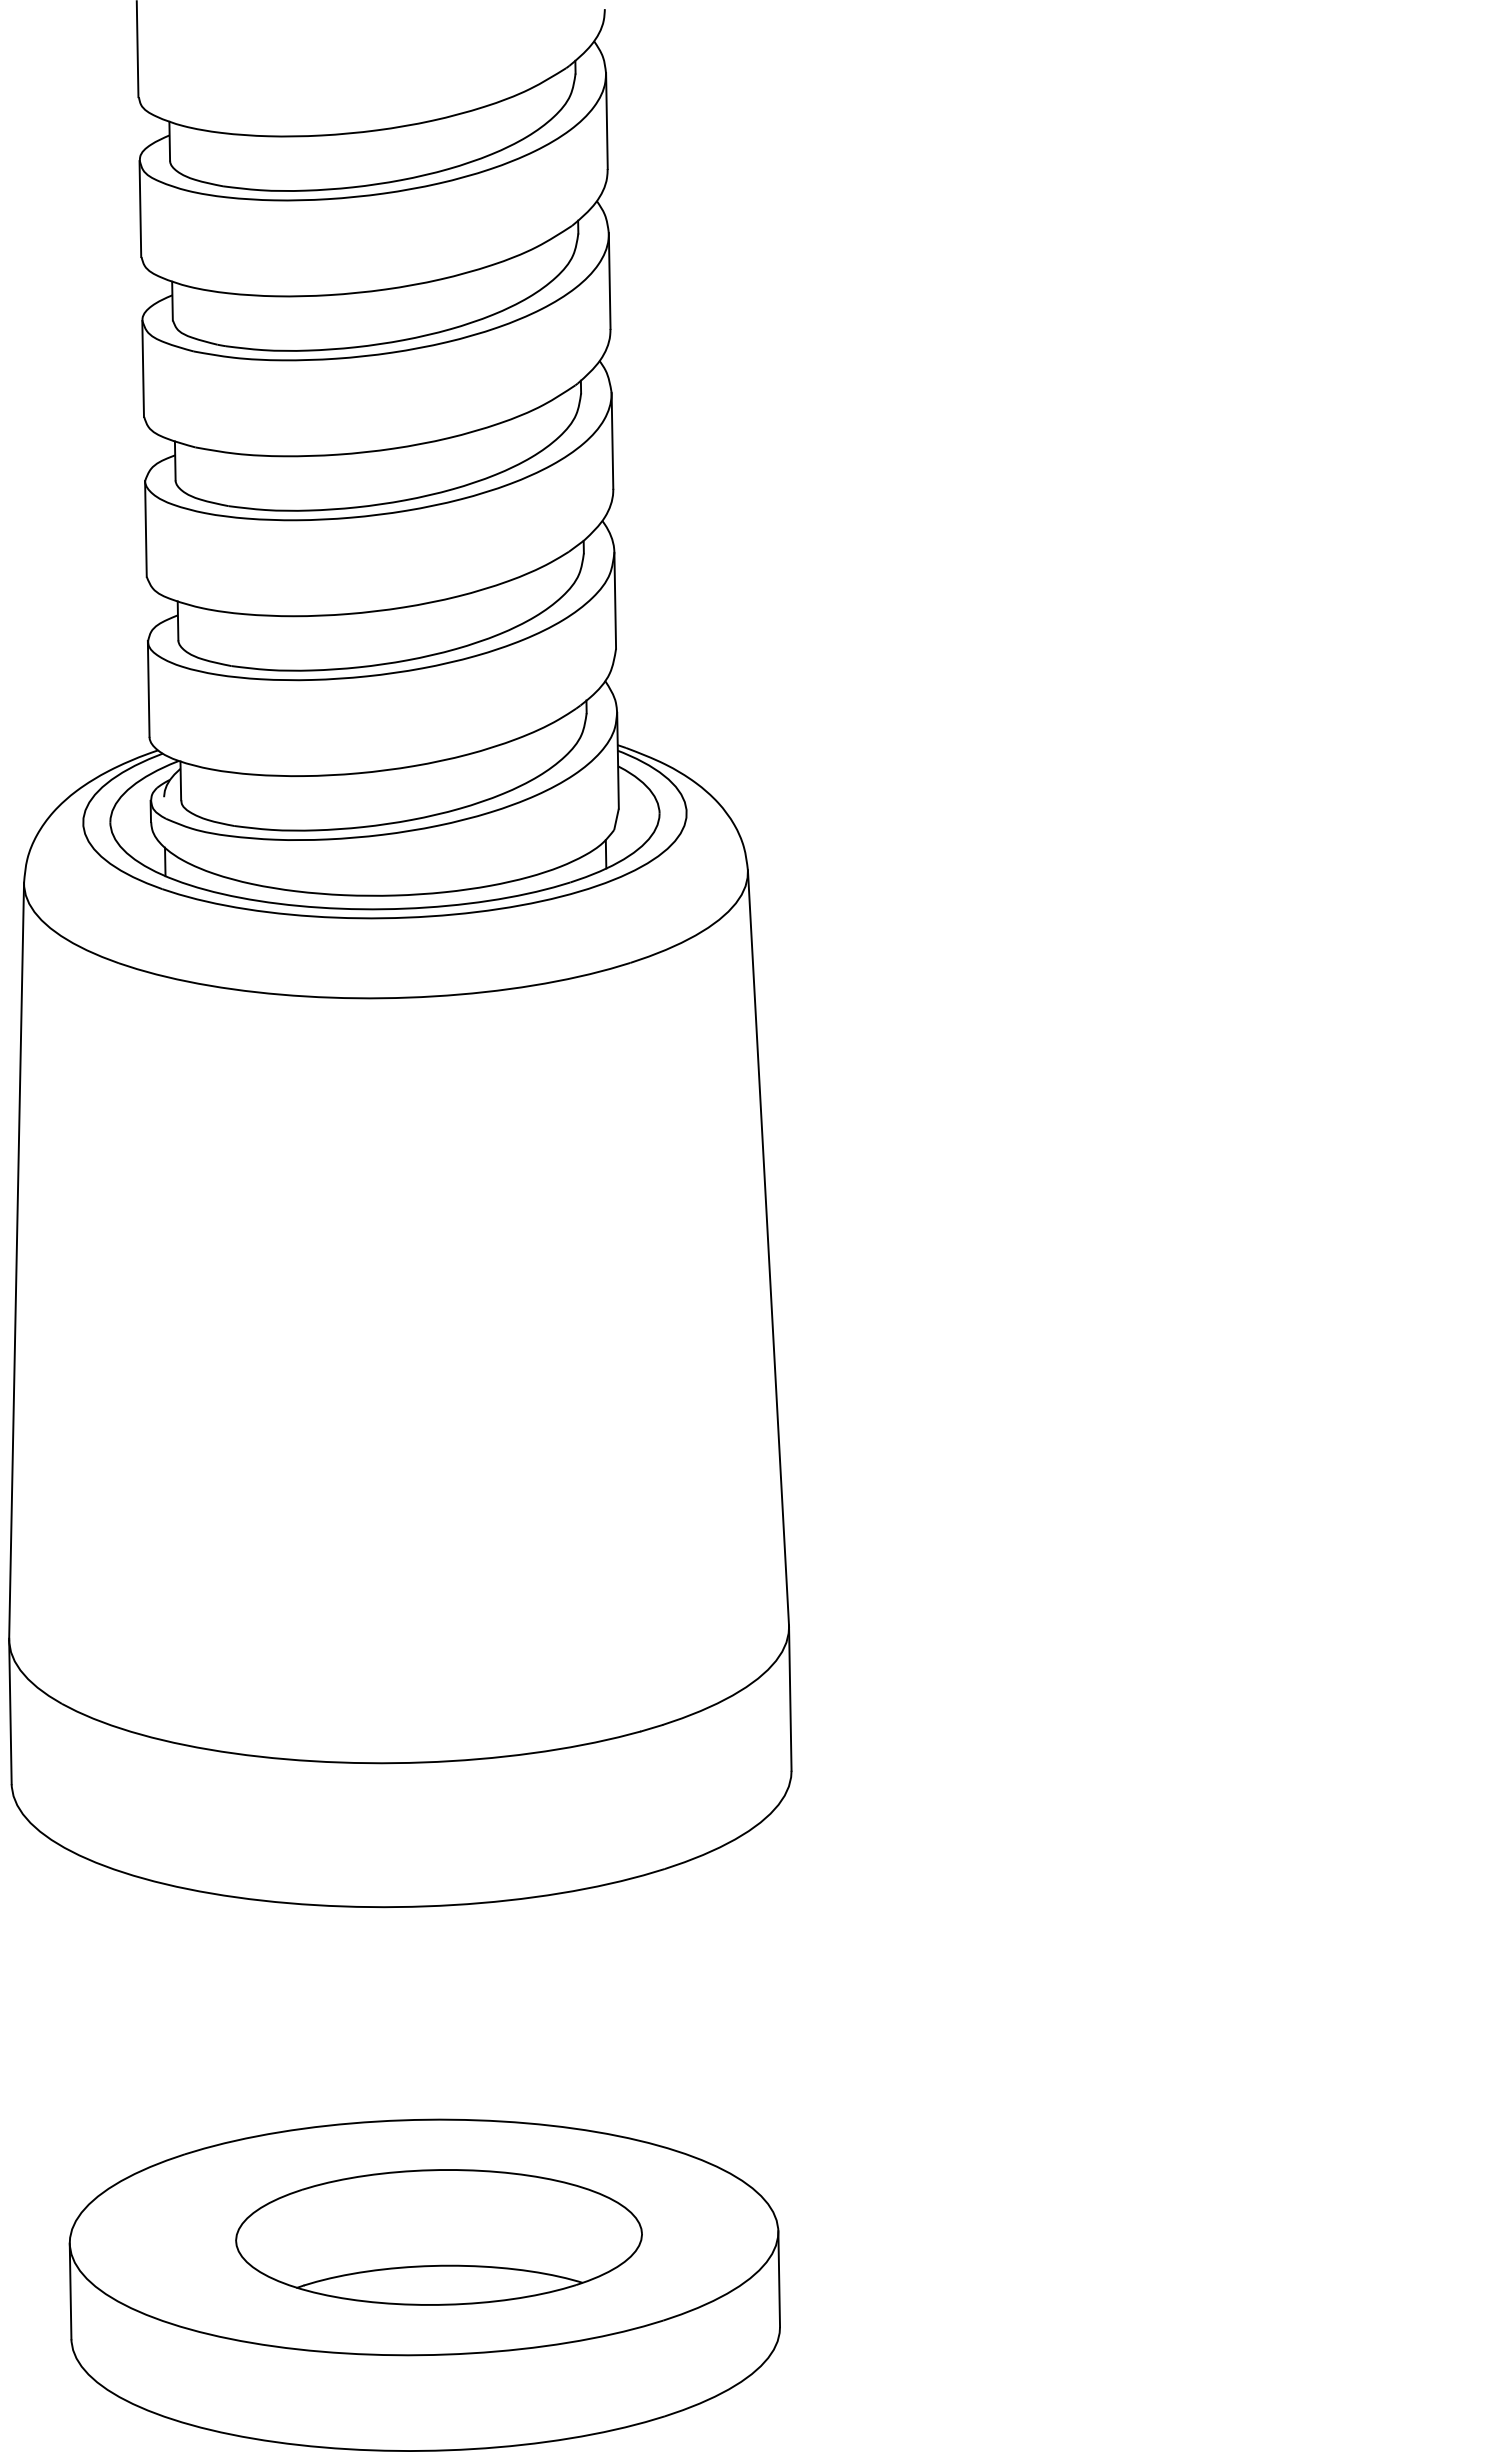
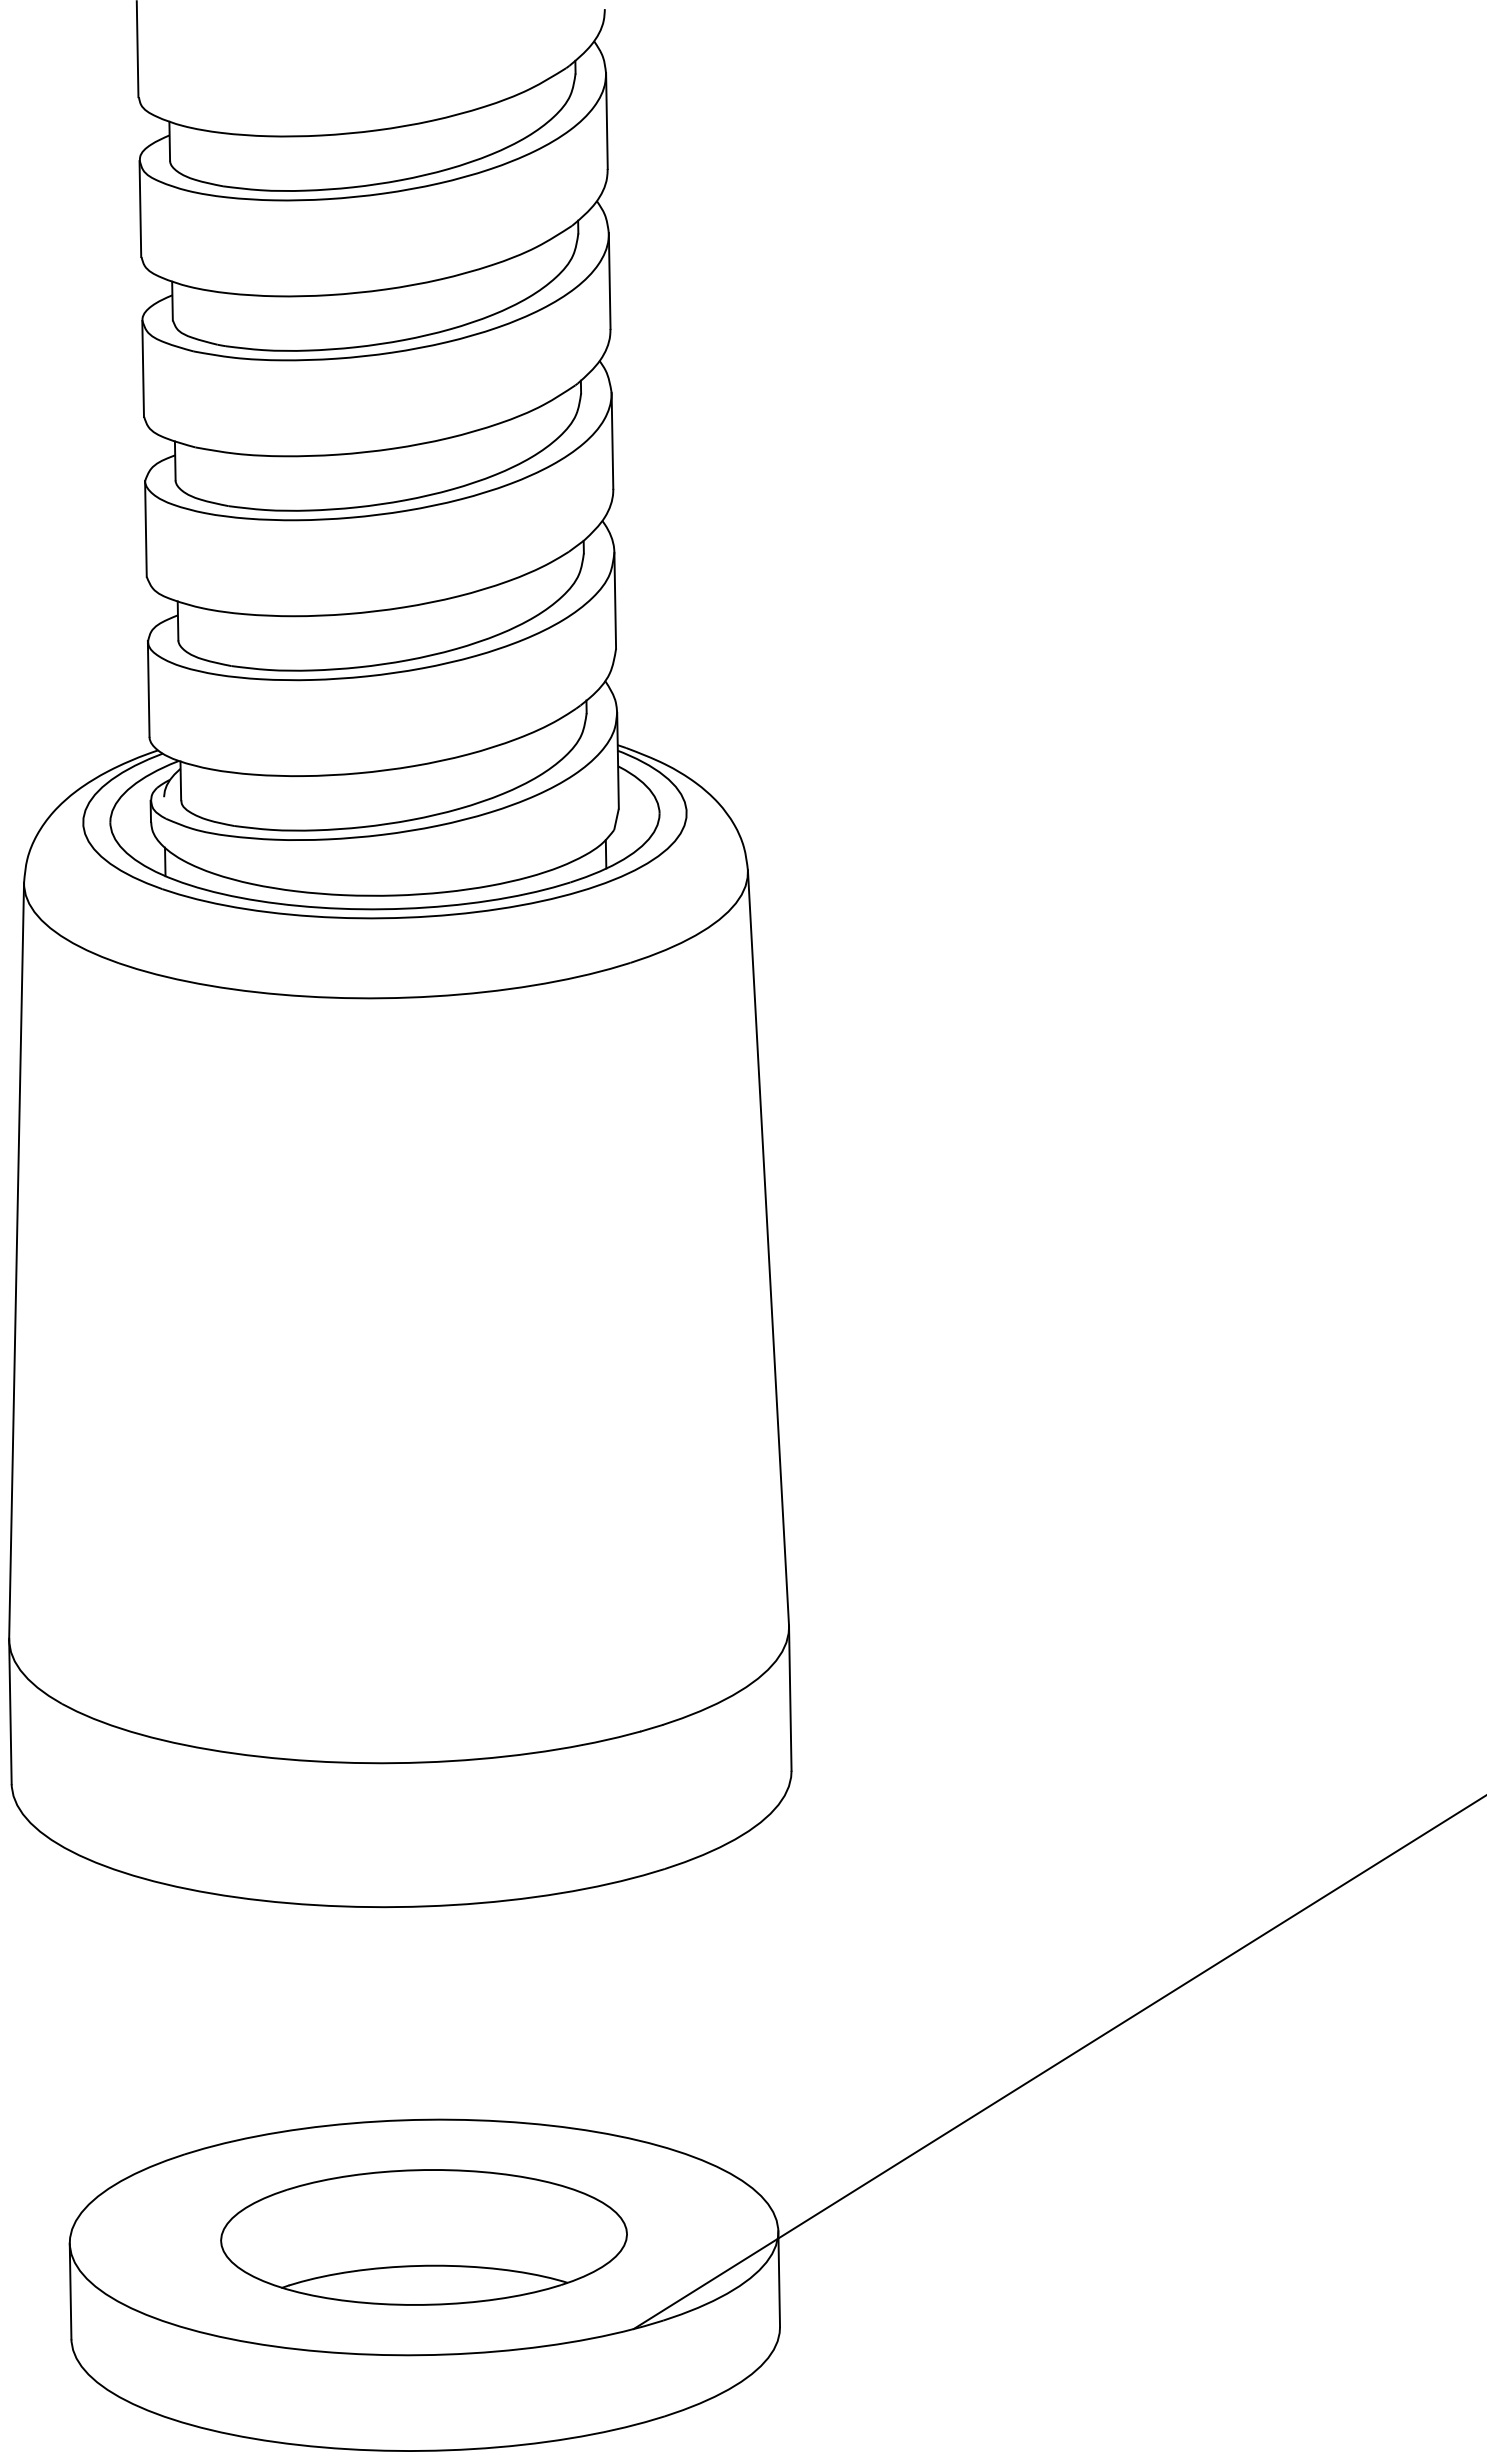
line: none -> present (1058, 2062)
part position: (438, 2237) -> (423, 2237) (423, 2237)
